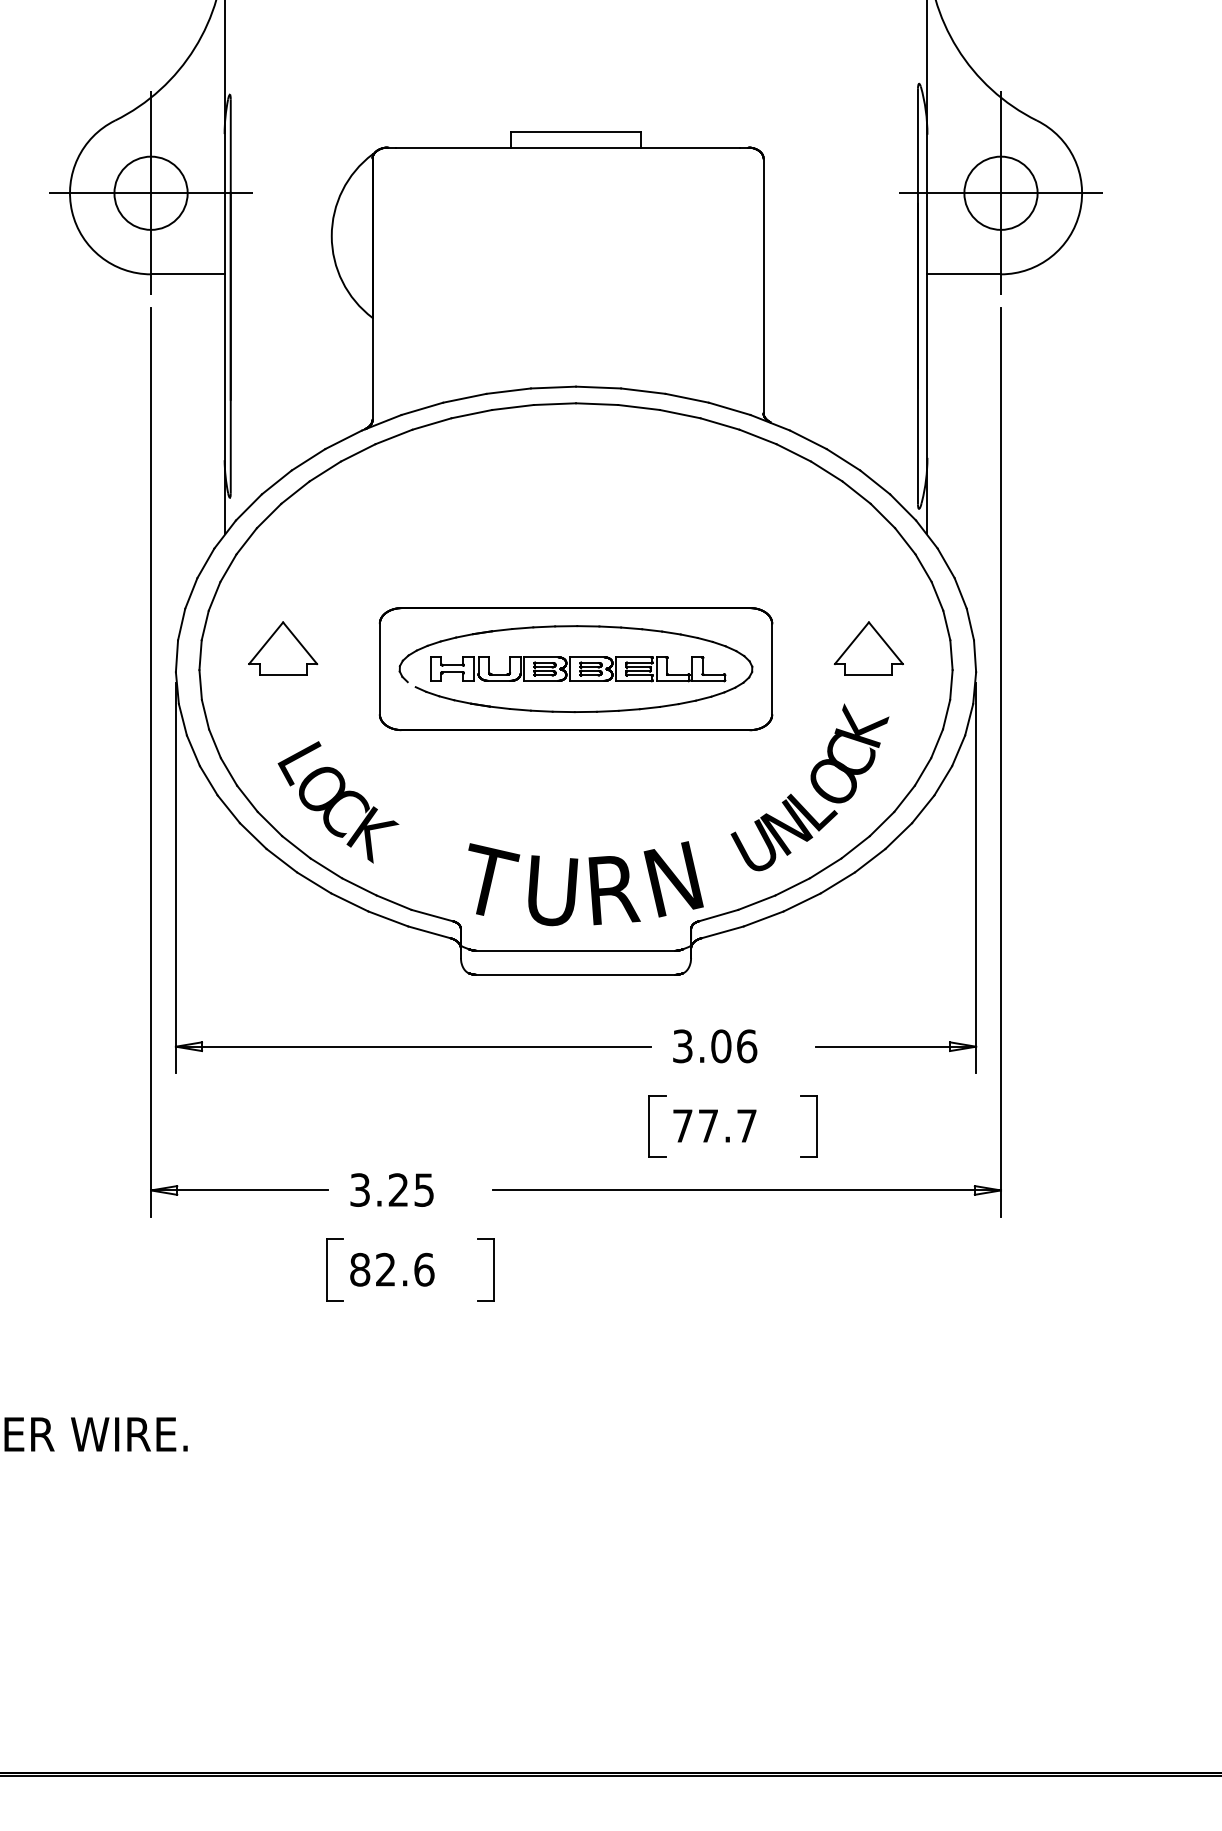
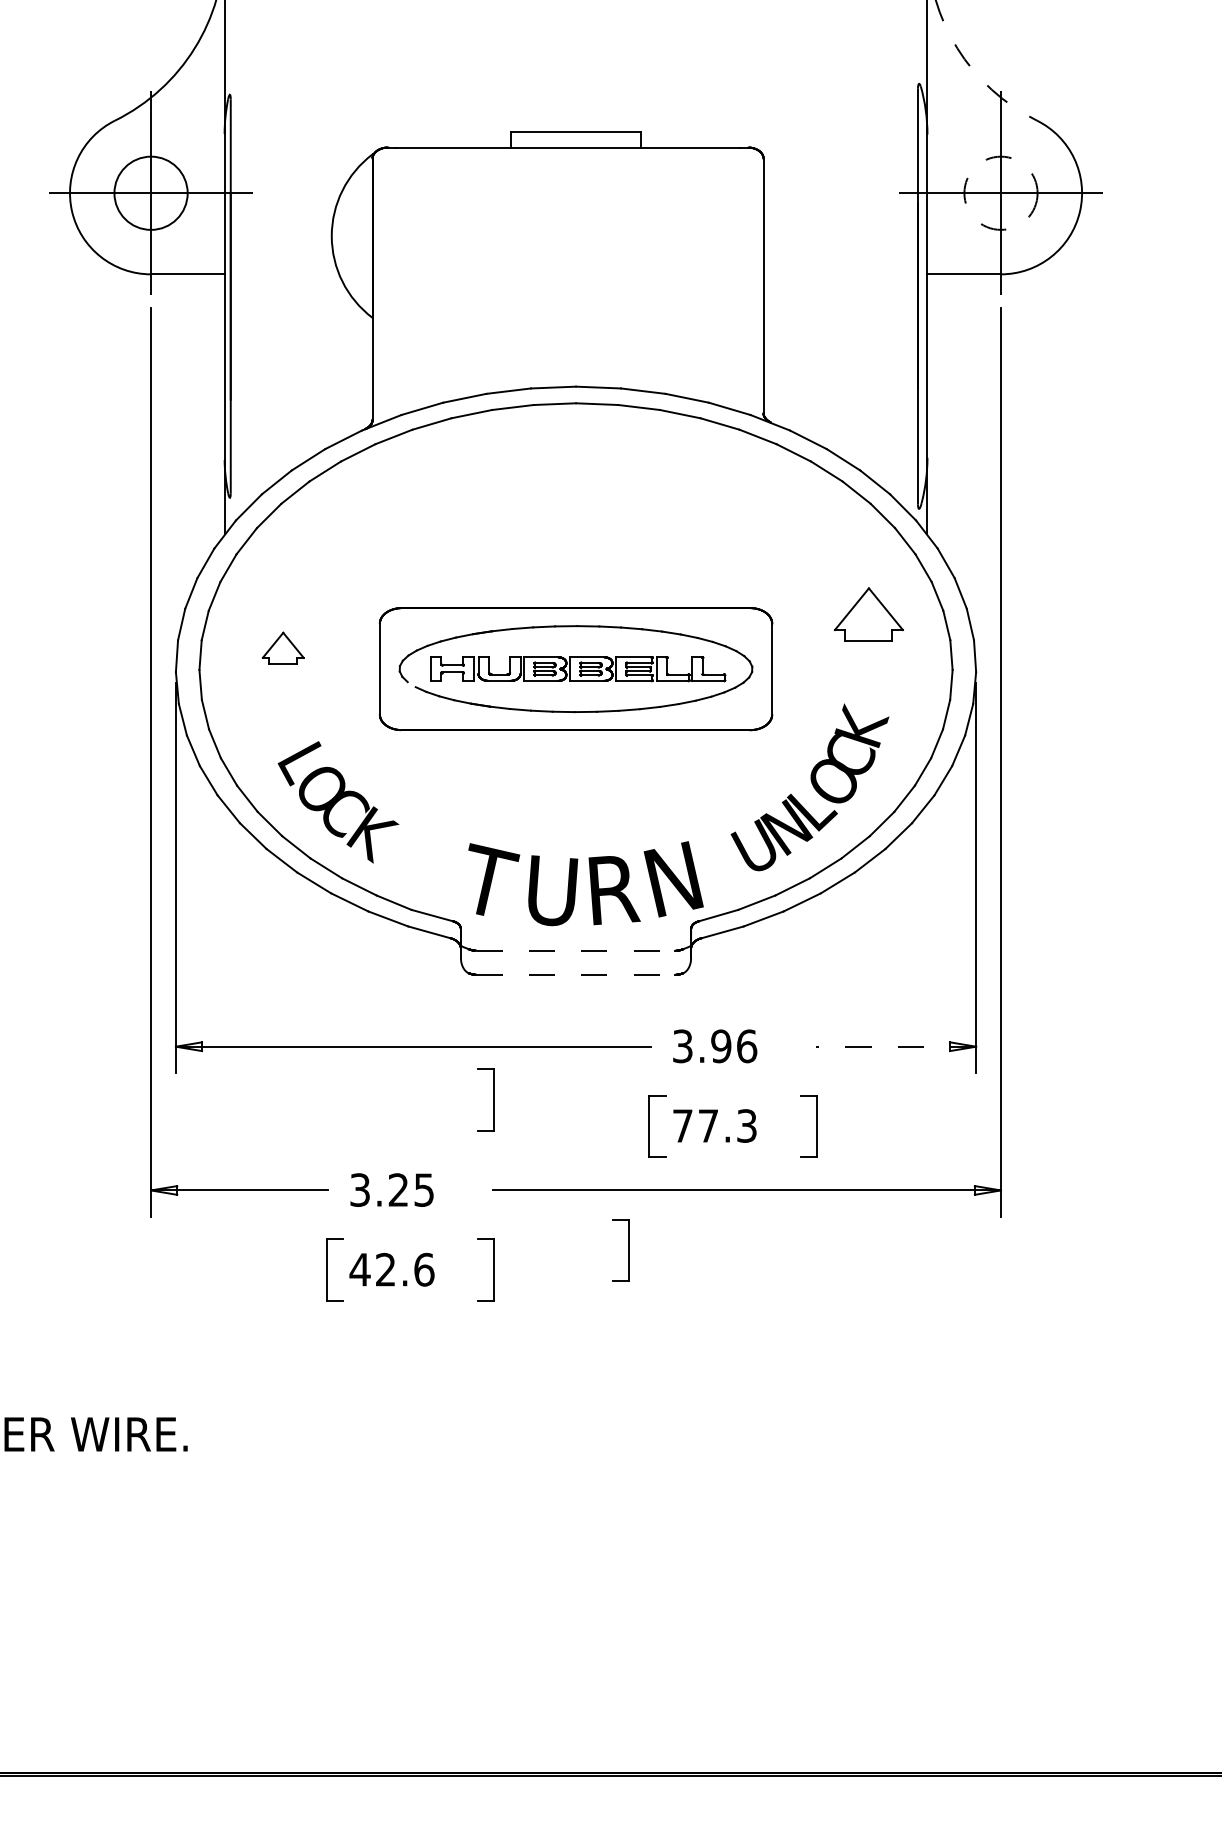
arc: solid -> dashed (973, 70)
circle: solid -> dashed (1000, 192)
part size: 71x55 px -> 44x34 px (282, 647)
part position: (868, 648) -> (868, 614) (868, 614)
line: solid -> dashed (576, 950)
line: solid -> dashed (576, 974)
text: 3.06 -> 3.96 (721, 1046)
line: solid -> dashed (895, 1046)
part: none -> present (493, 1099)
text: 77.7 -> 77.3 (746, 1125)
part: none -> present (628, 1250)
text: 82.6 -> 42.6 (359, 1269)
